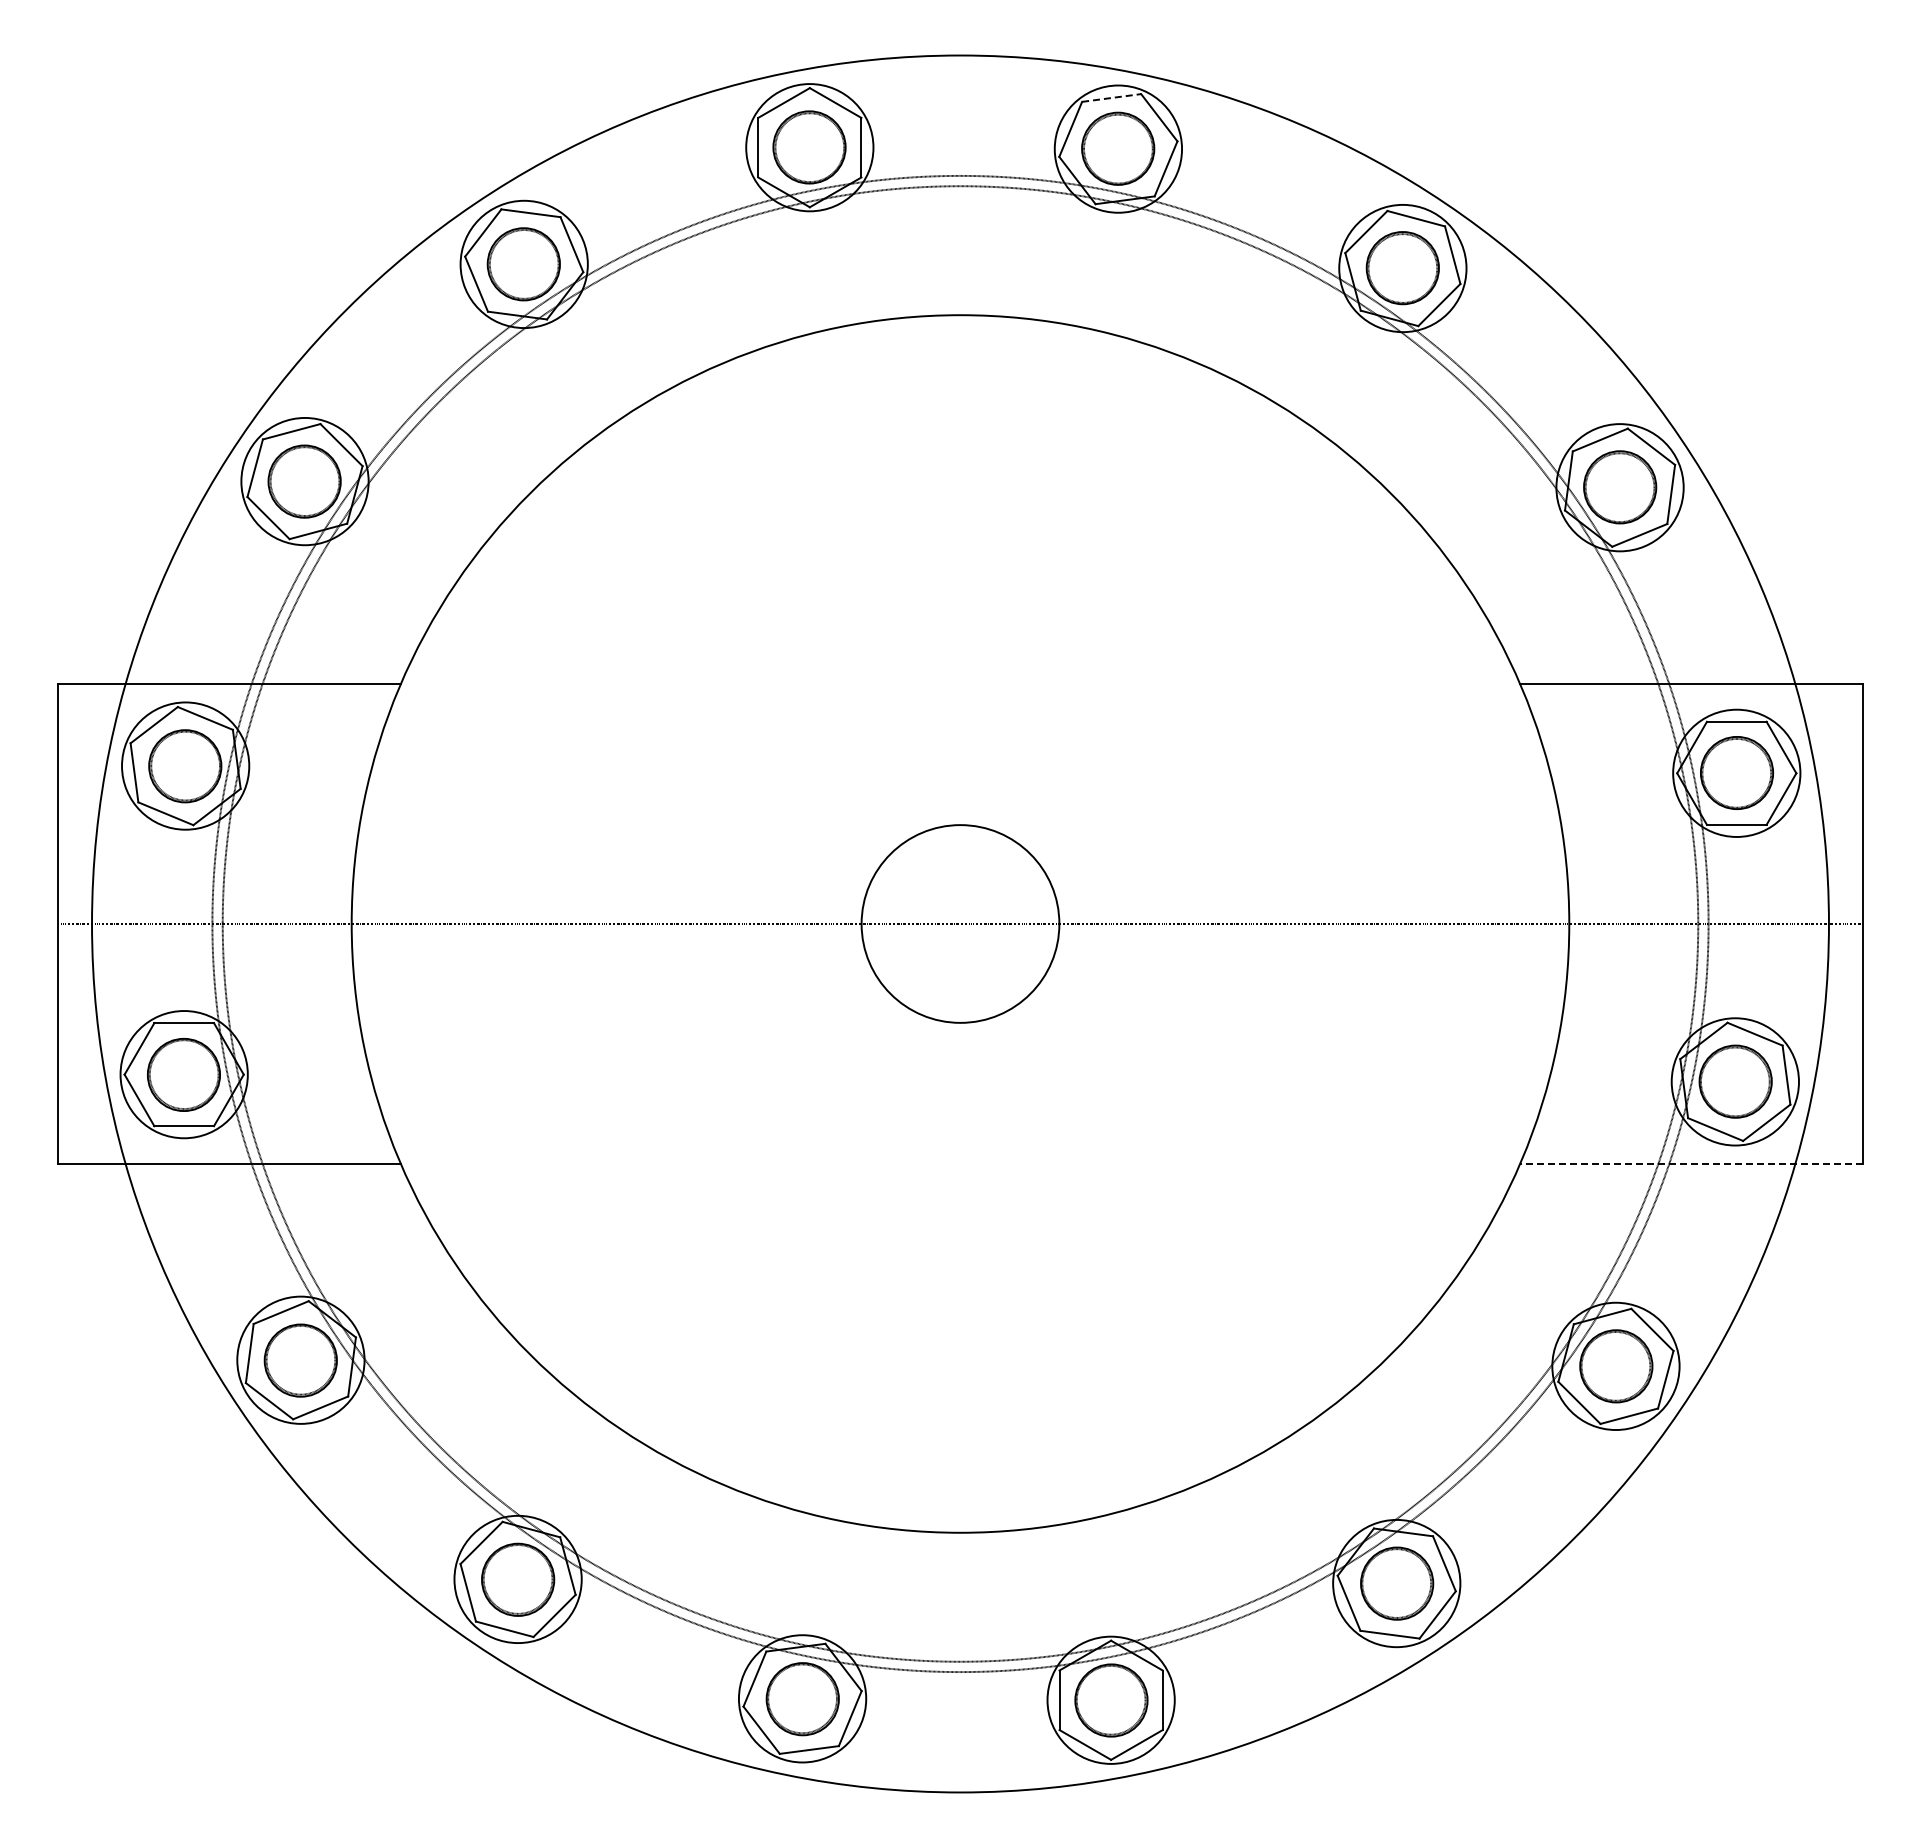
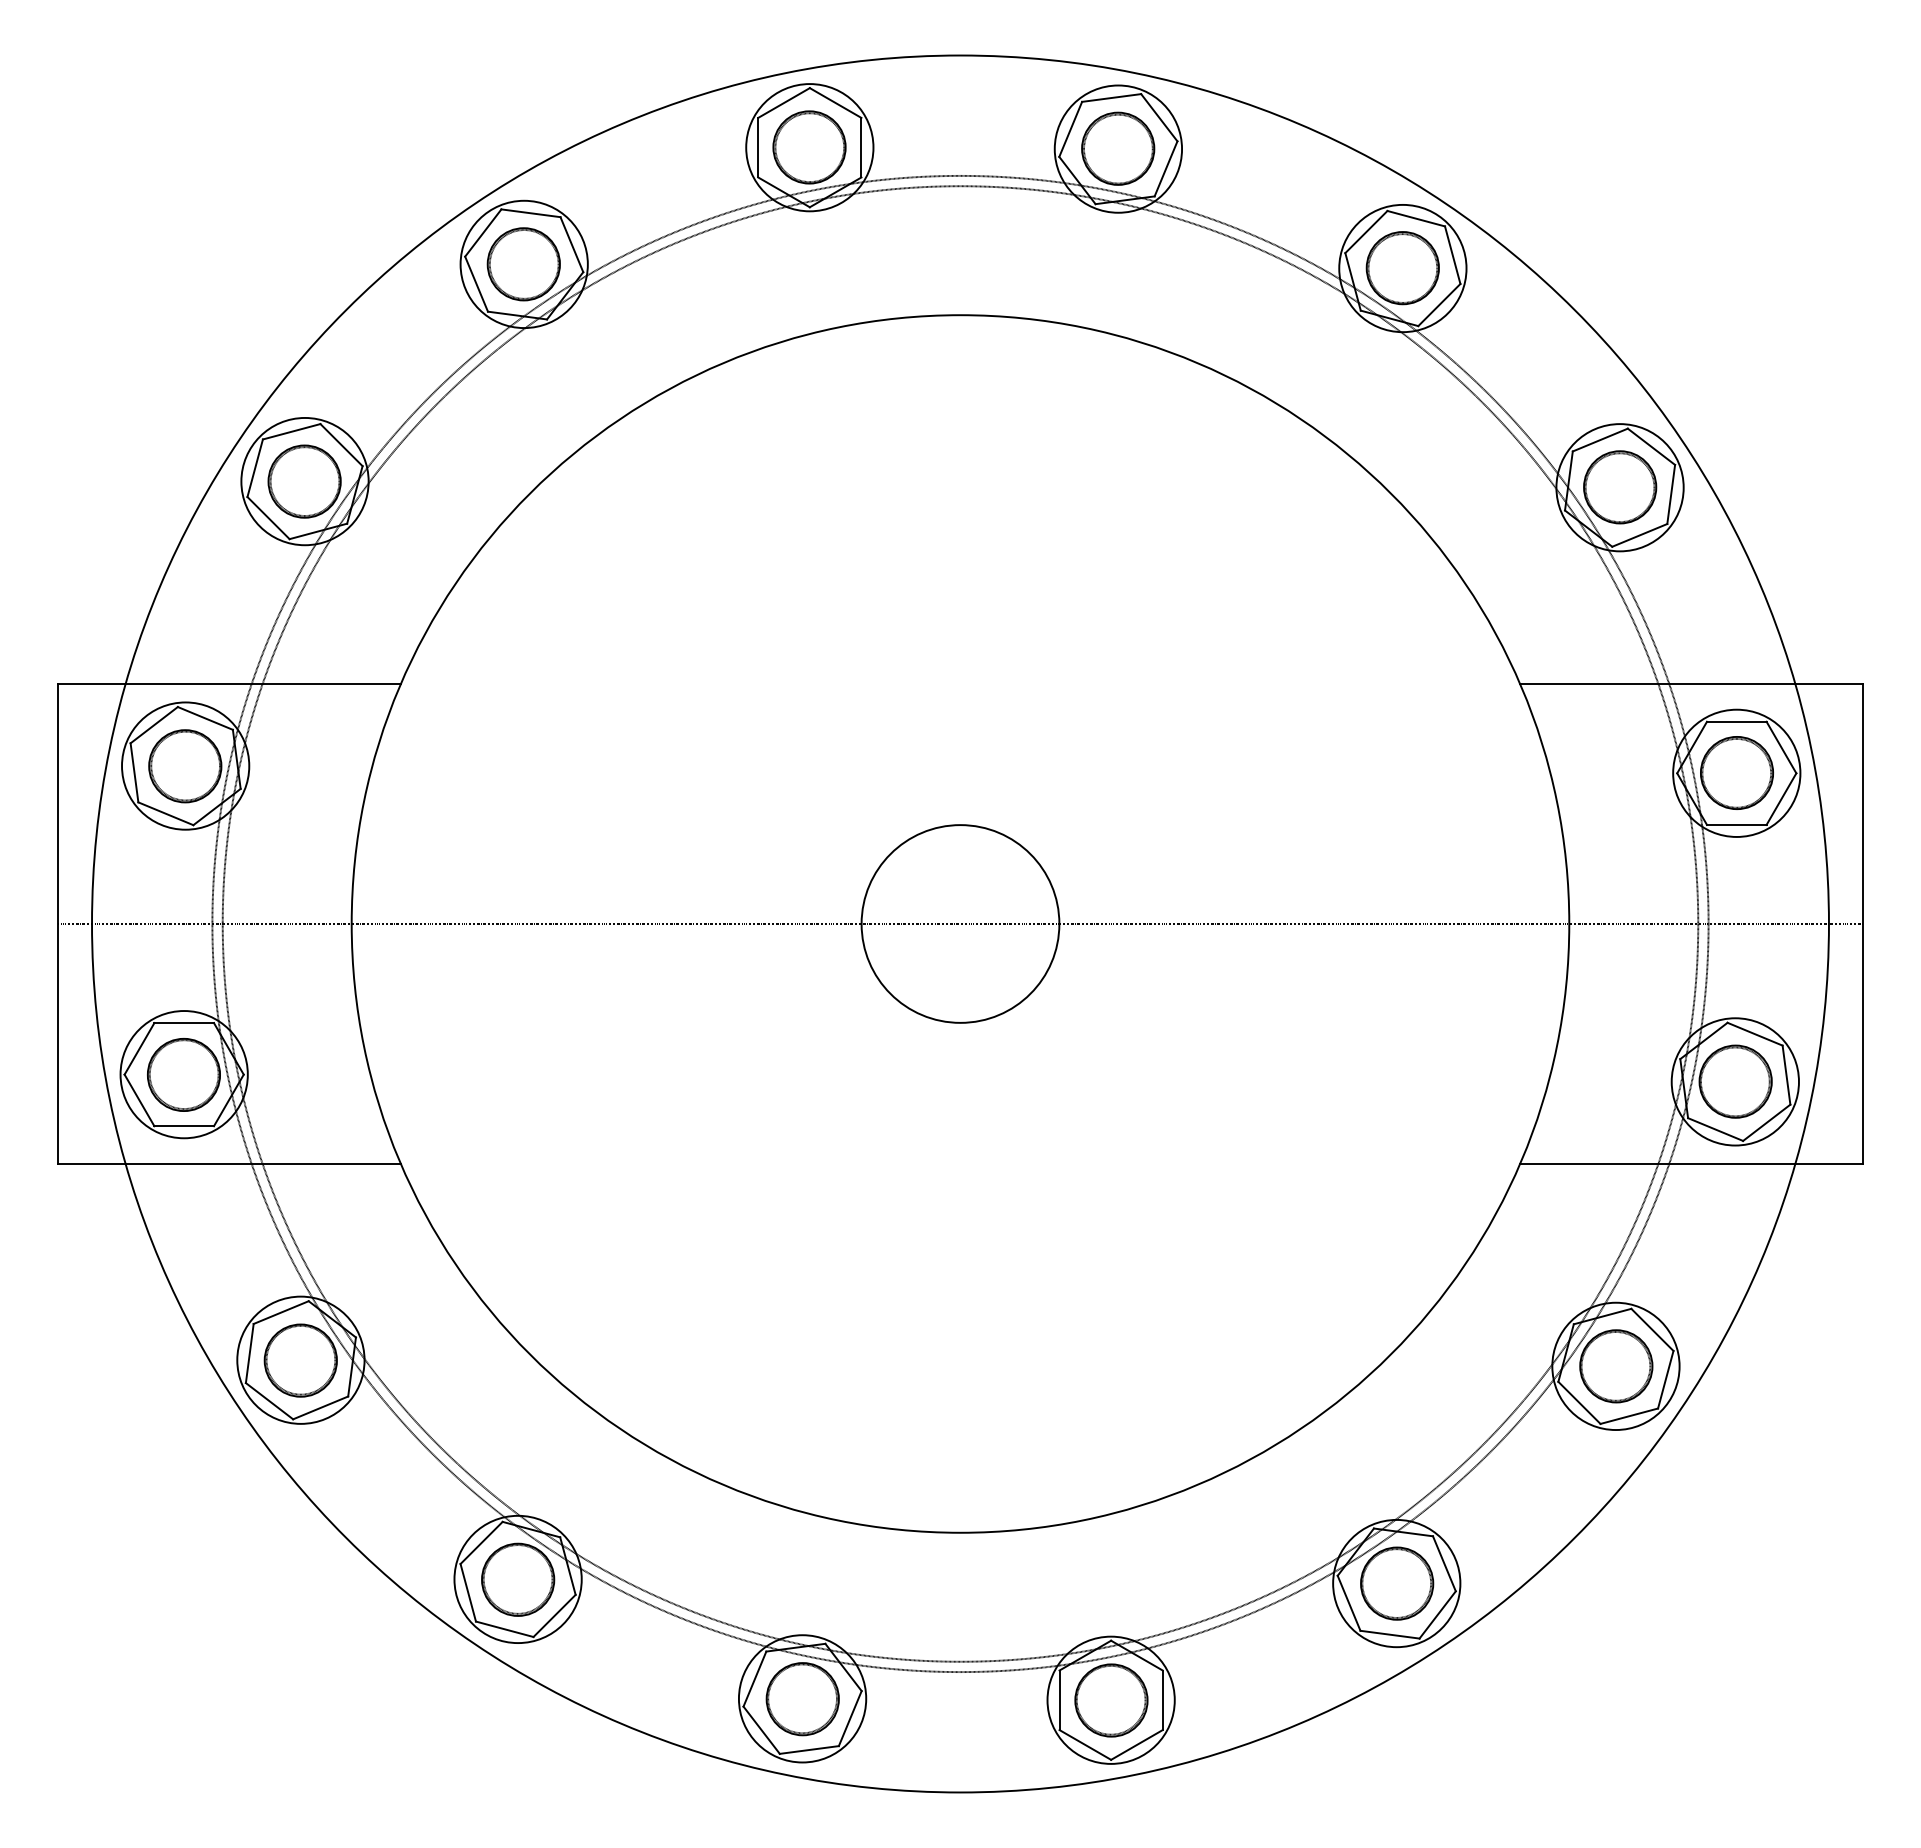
line: dashed -> solid (1111, 98)
line: dashed -> solid (1691, 1164)
